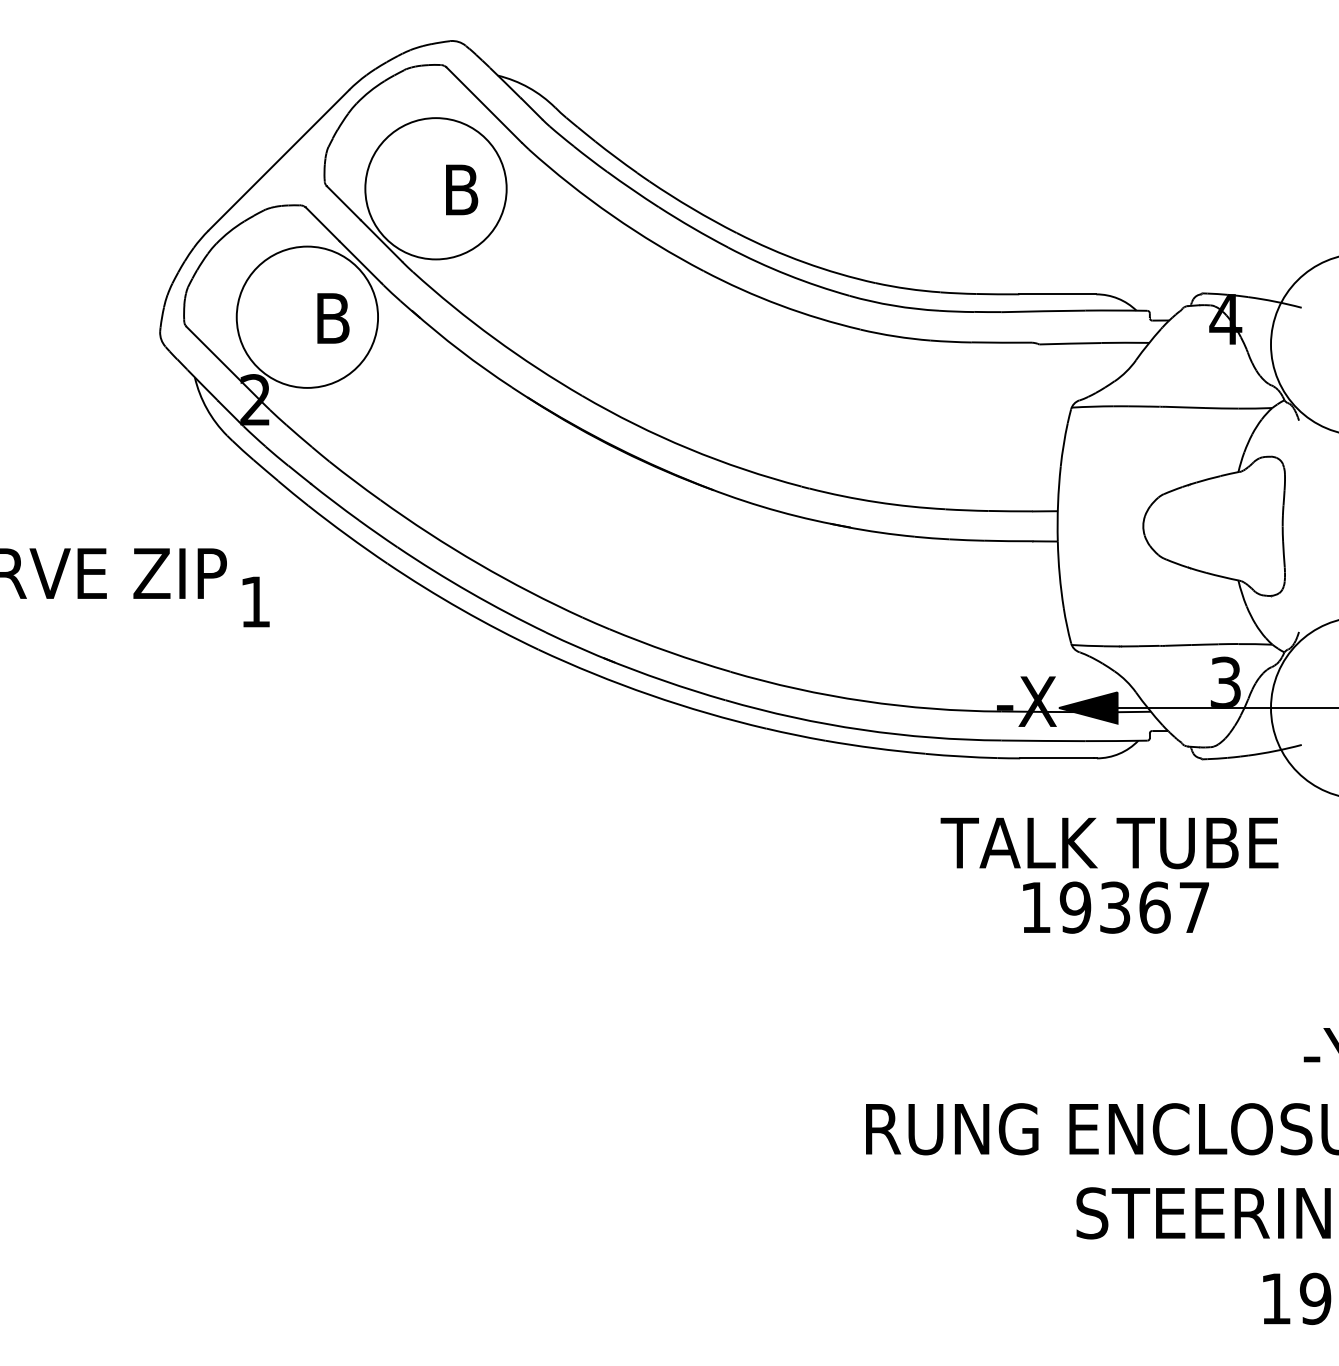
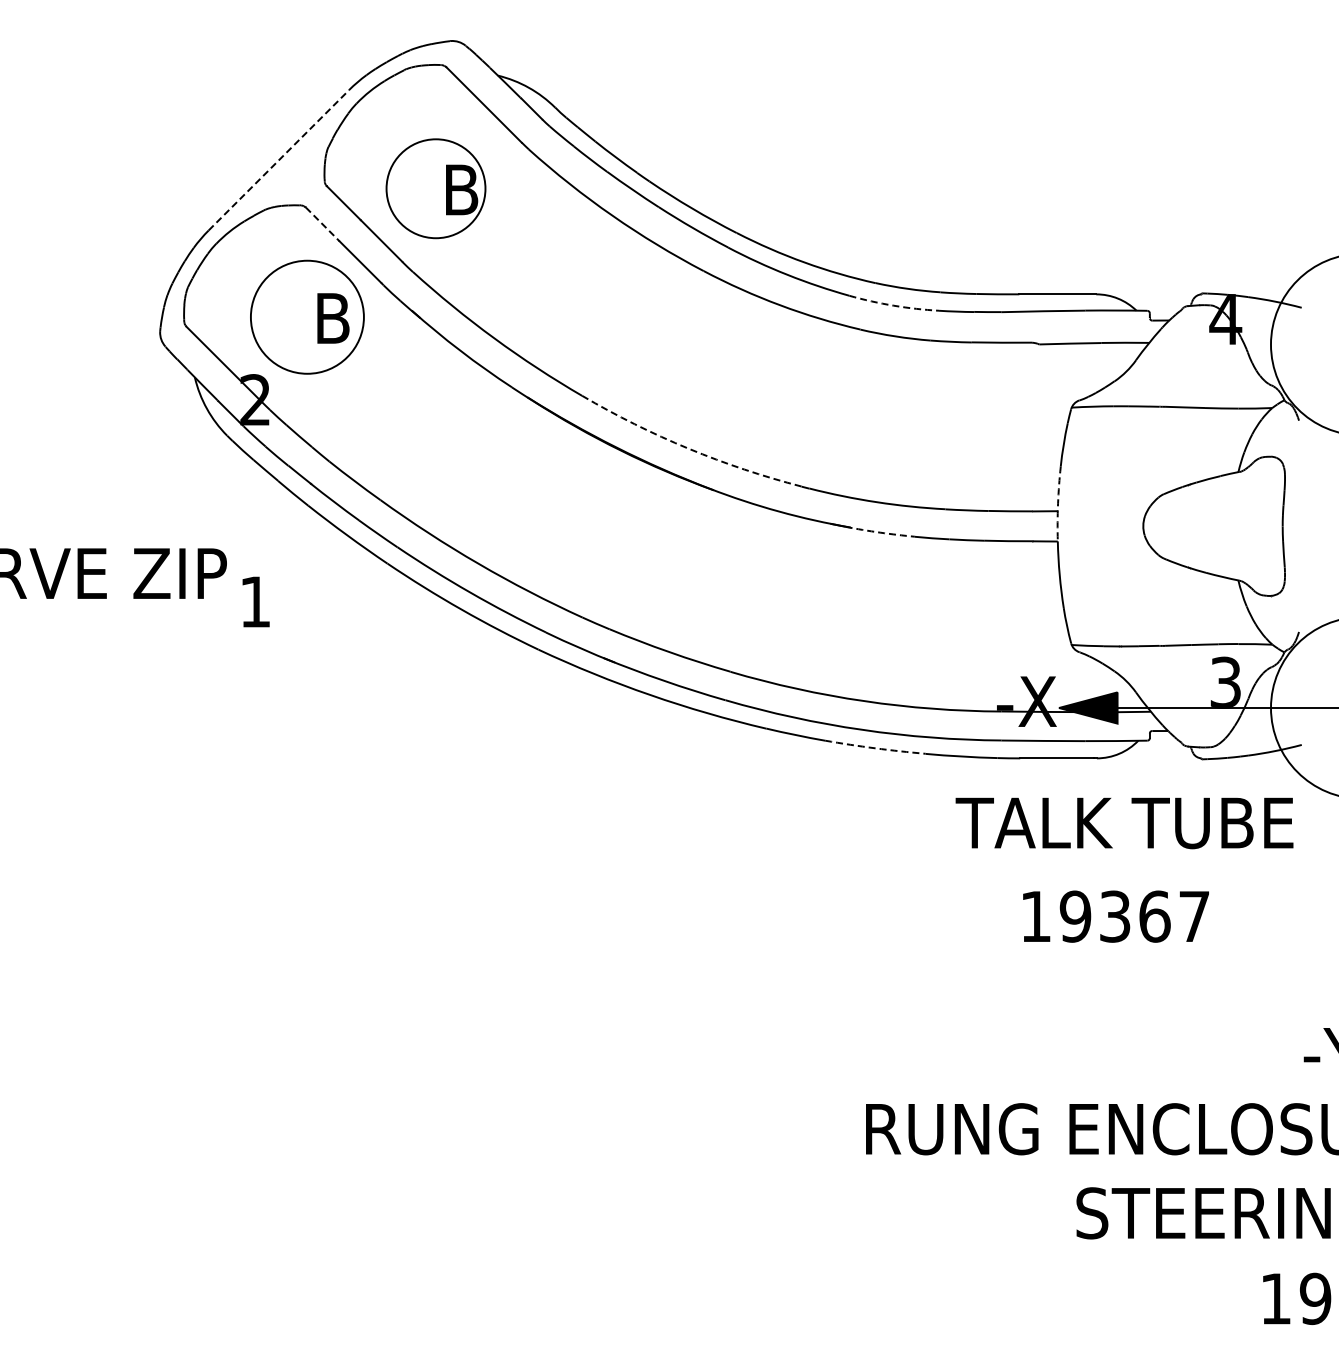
line: solid -> dashed (279, 159)
circle diameter: 141 px -> 99 px (435, 188)
line: solid -> dashed (322, 224)
arc: solid -> dashed (893, 305)
circle diameter: 141 px -> 113 px (306, 316)
arc: solid -> dashed (688, 448)
arc: solid -> dashed (1058, 503)
arc: solid -> dashed (880, 532)
arc: solid -> dashed (875, 748)
text position: (1109, 843) -> (1124, 823) (1124, 823)
text position: (1115, 907) -> (1115, 916) (1115, 916)
